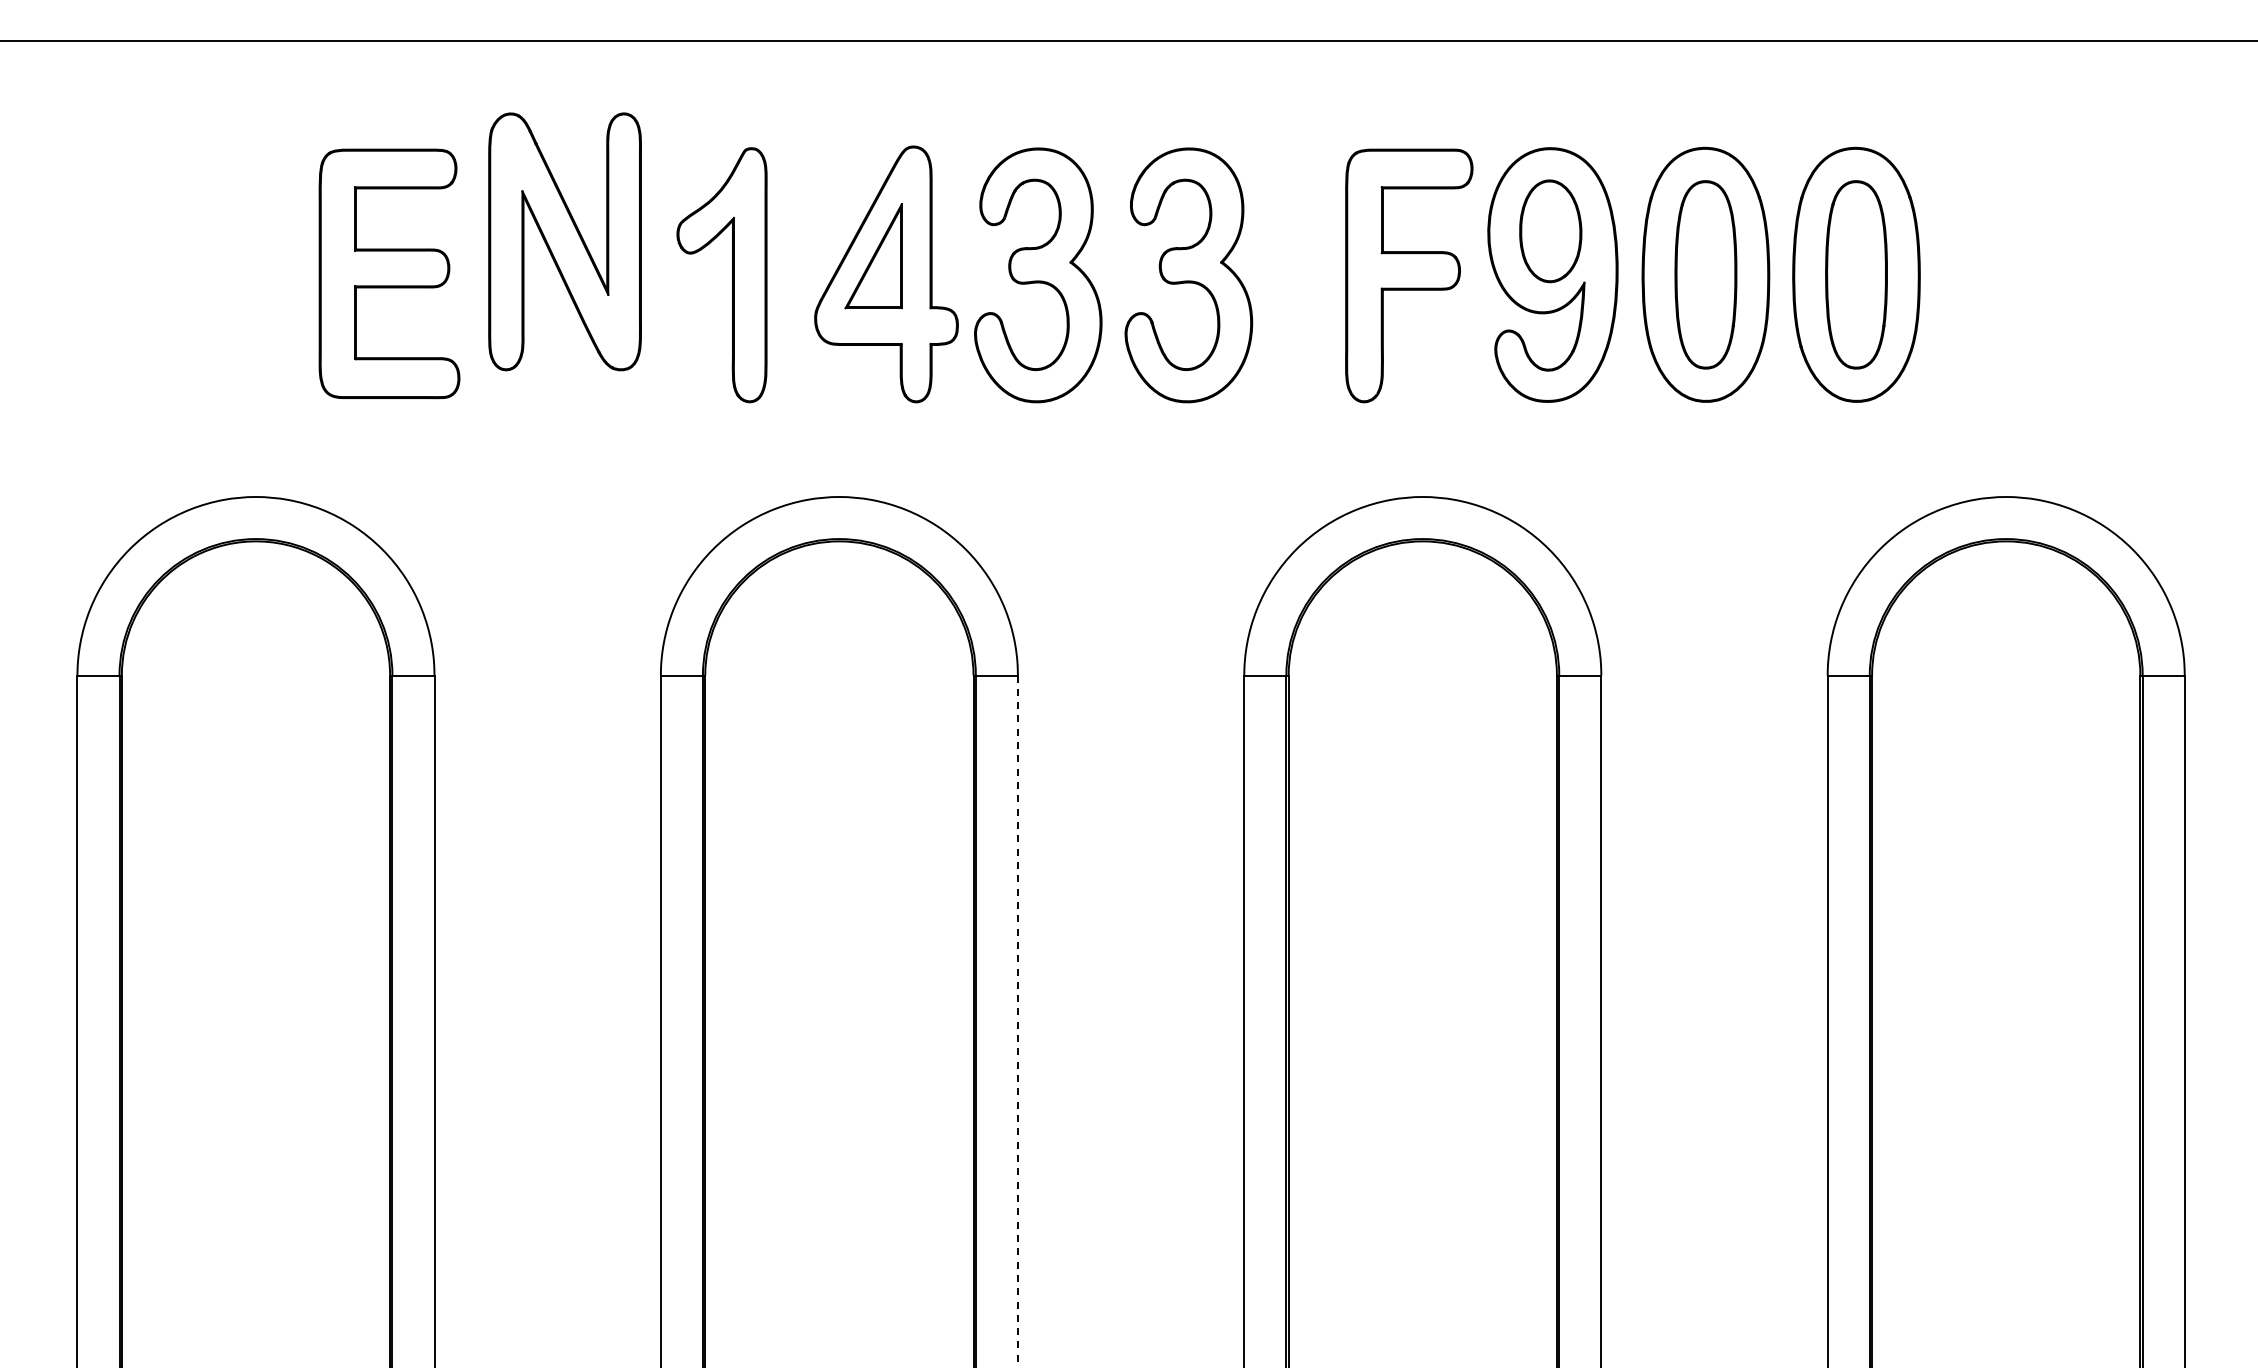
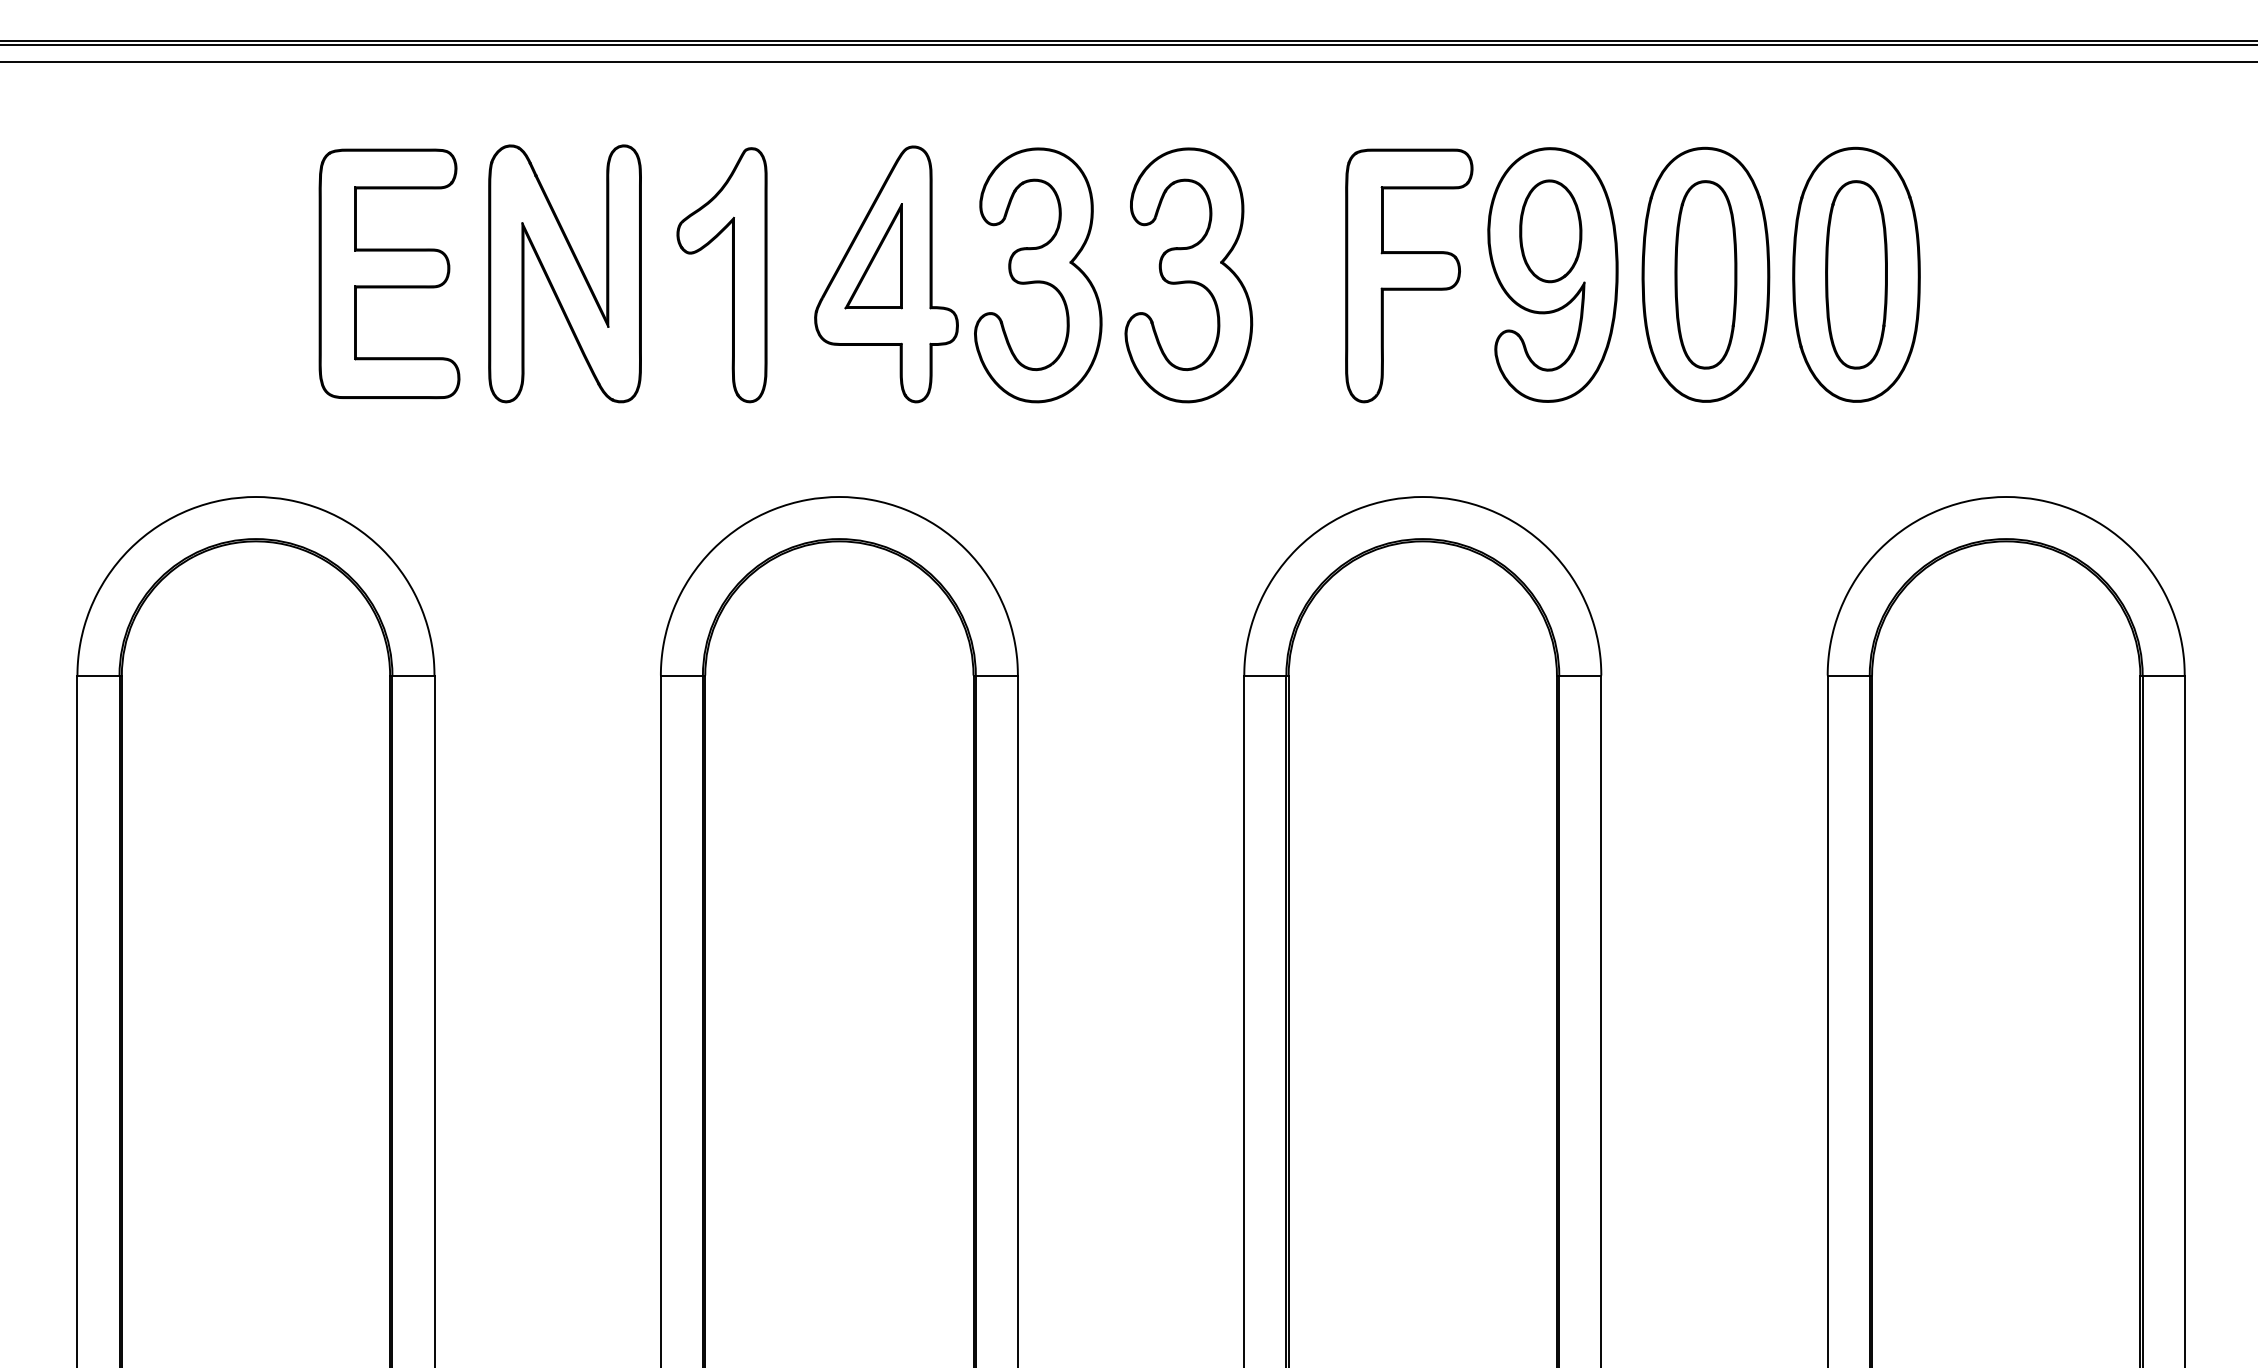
line: none -> present (1128, 44)
line: none -> present (1128, 61)
part position: (564, 241) -> (564, 273) (564, 273)
line: dashed -> solid (1017, 1021)
